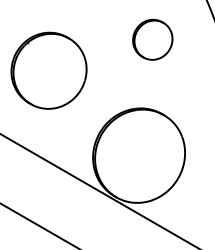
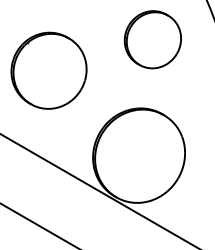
part size: 42x43 px -> 59x60 px (152, 39)
